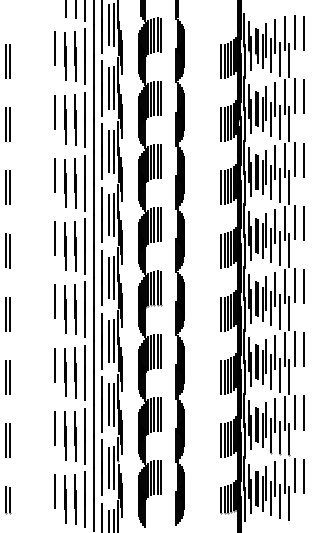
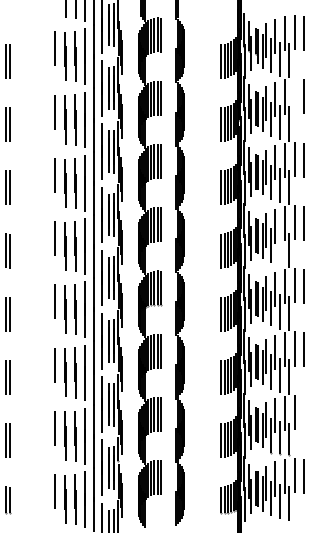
line: present -> none (294, 95)
line: present -> none (279, 248)
line: present -> none (303, 412)
